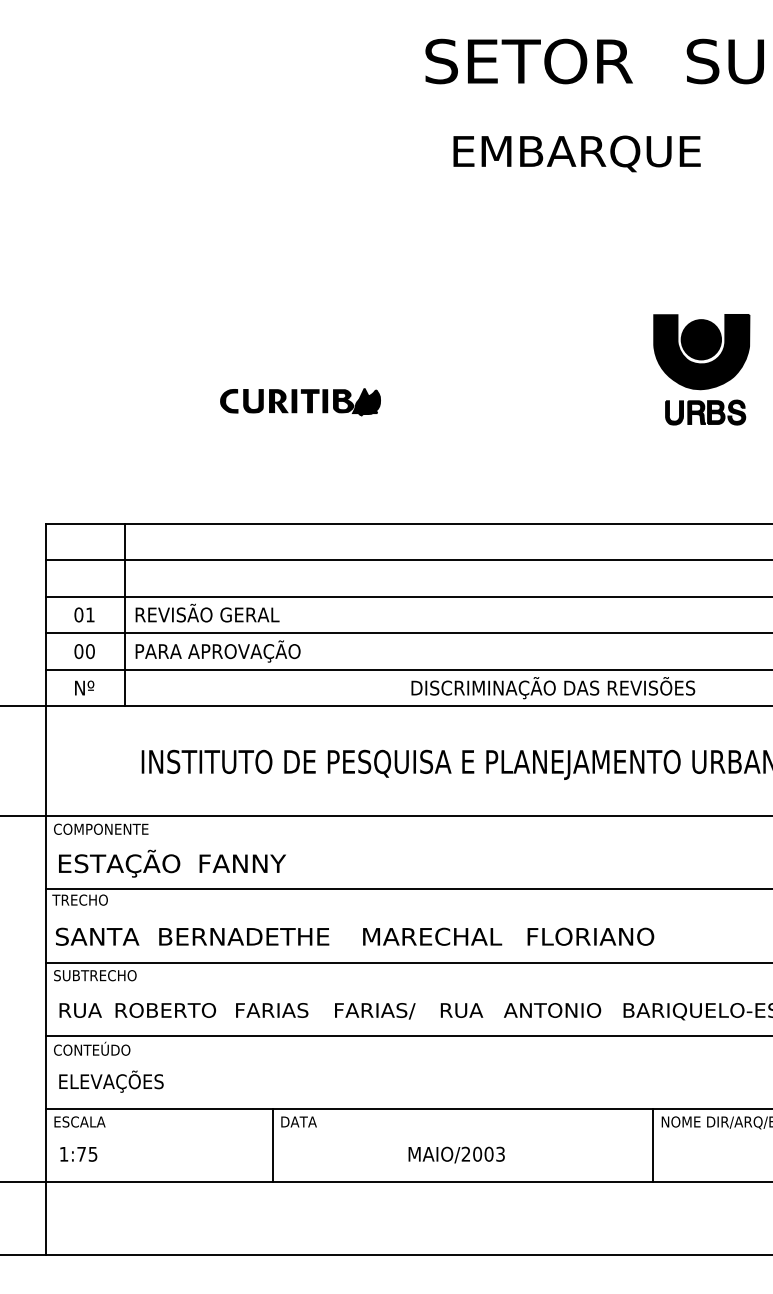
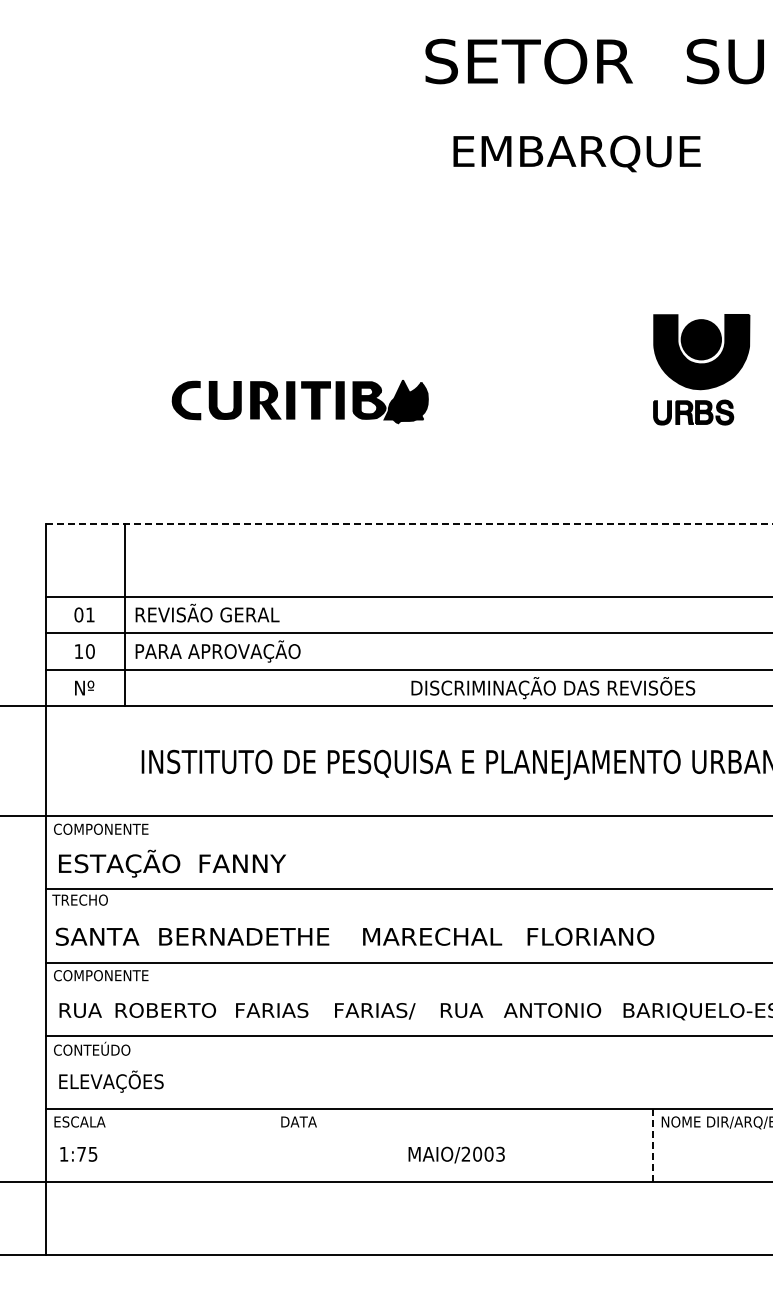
part size: 161x29 px -> 258x45 px (299, 402)
part position: (705, 412) -> (693, 412) (693, 412)
line: solid -> dashed (409, 523)
line: present -> none (407, 560)
text: 00 -> 10 (78, 651)
text: SUBTRECHO -> COMPONENTE (101, 975)
line: present -> none (272, 1145)
line: solid -> dashed (653, 1145)
